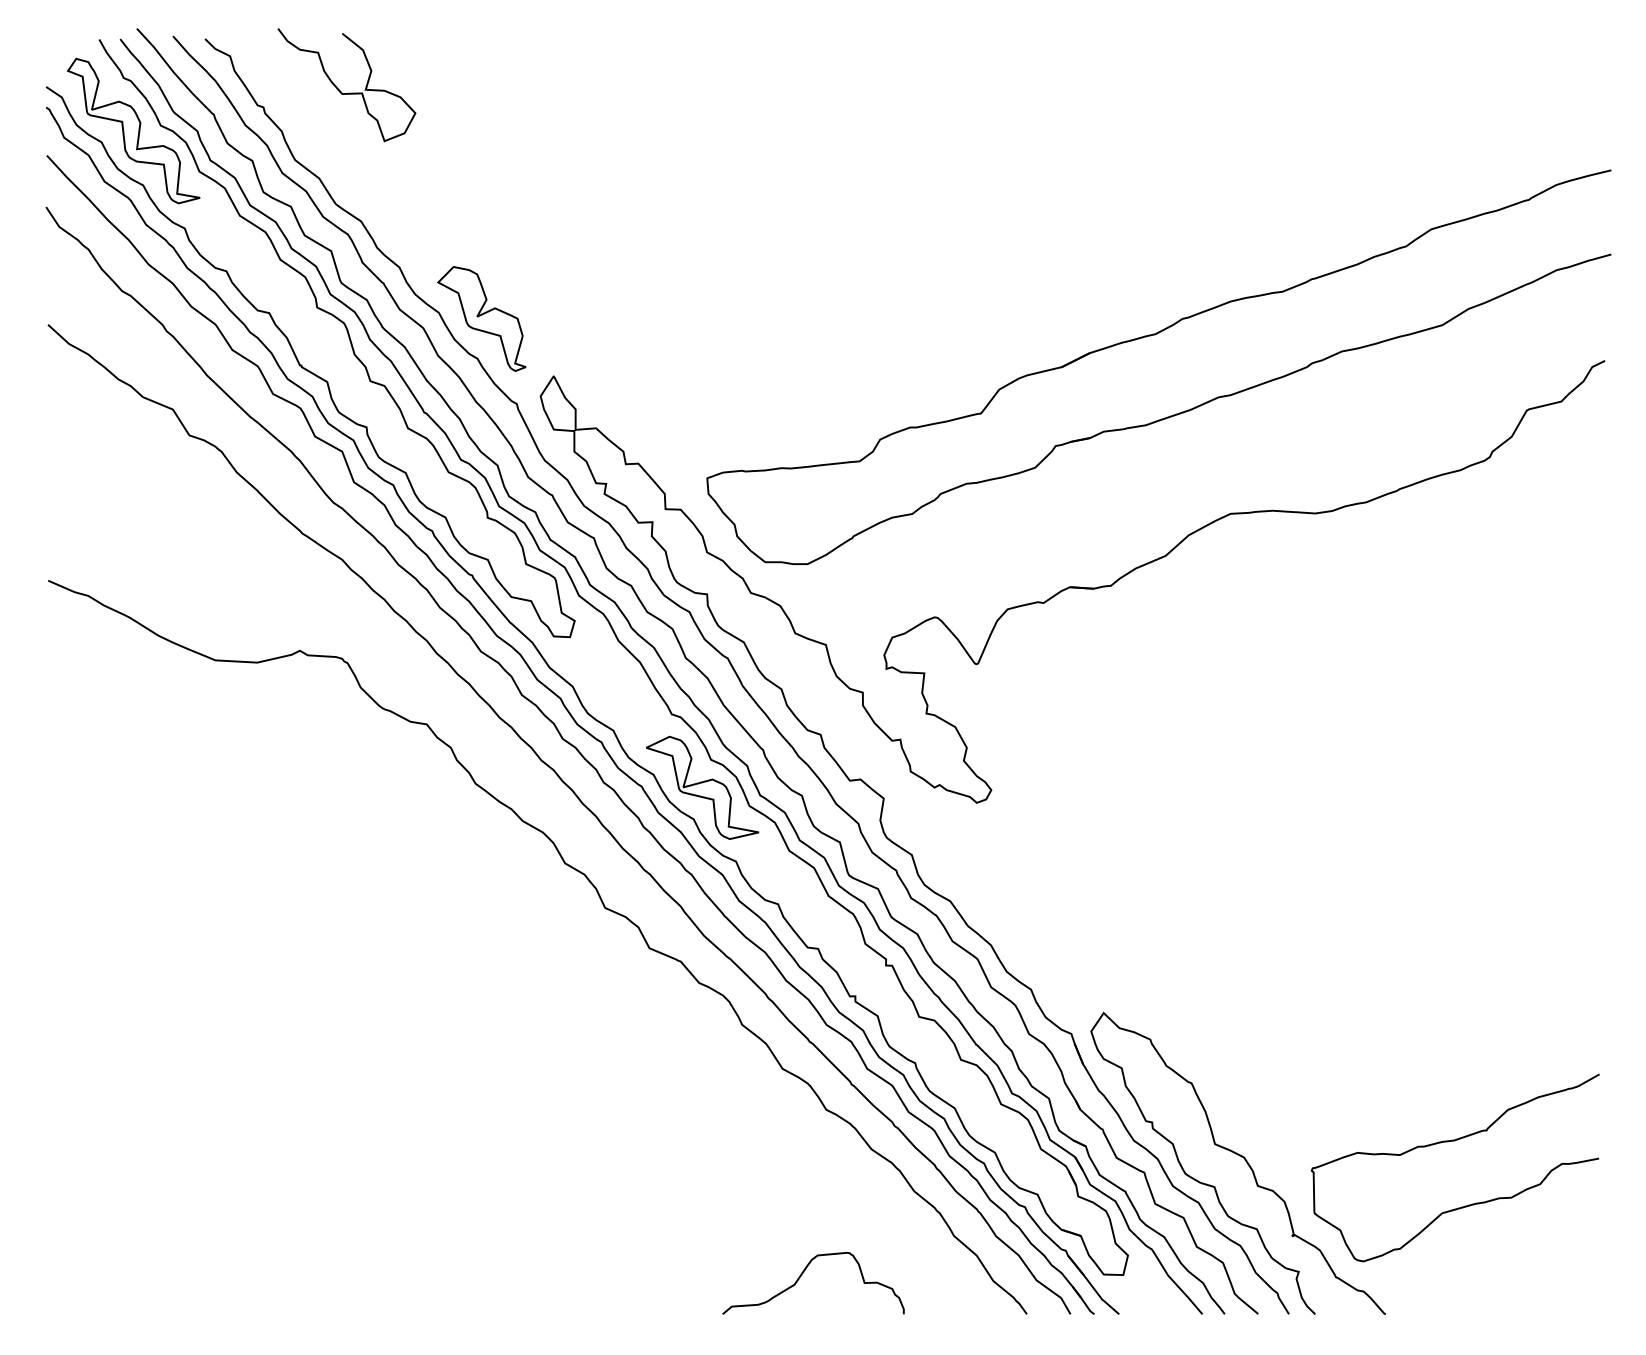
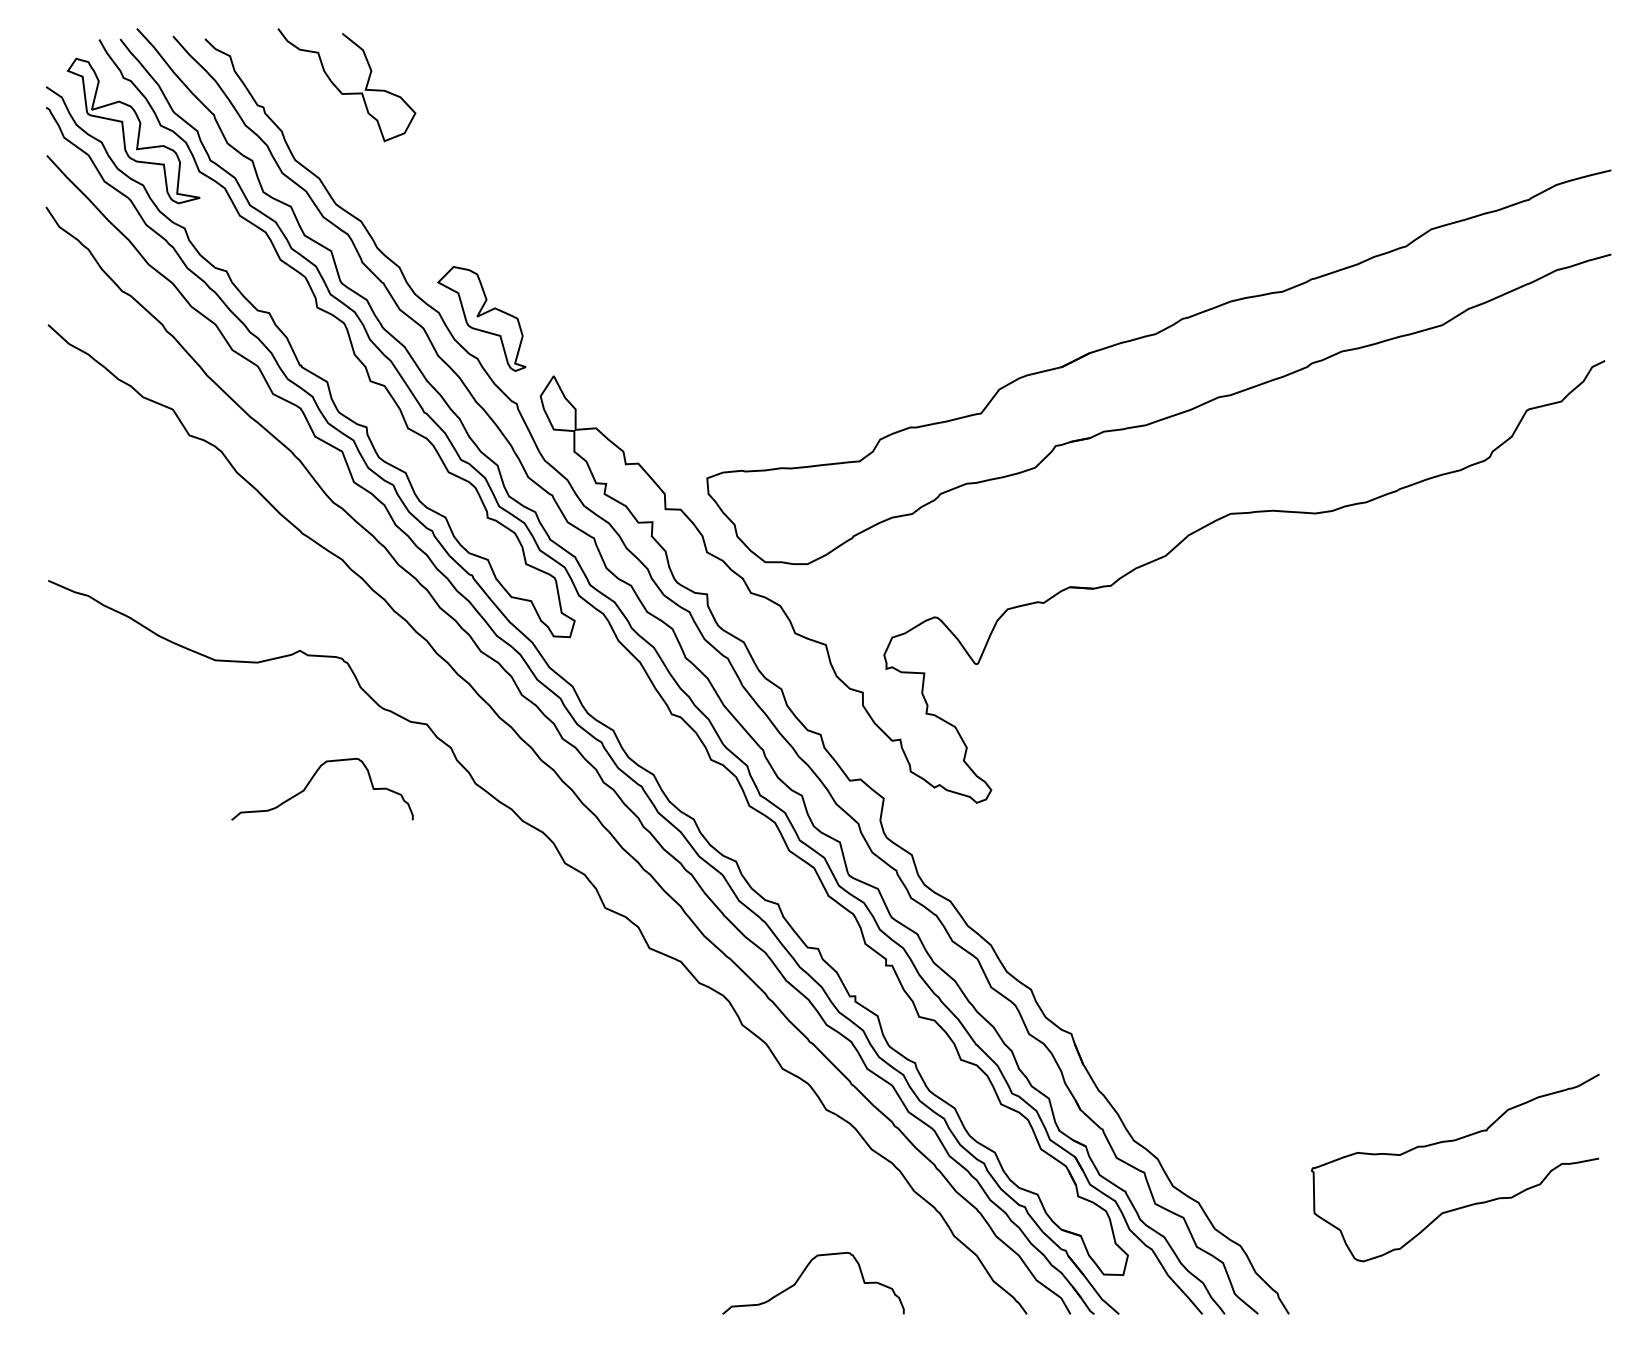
curve: none -> present (310, 782)
part: present -> none (702, 787)
curve: present -> none (1239, 1156)
